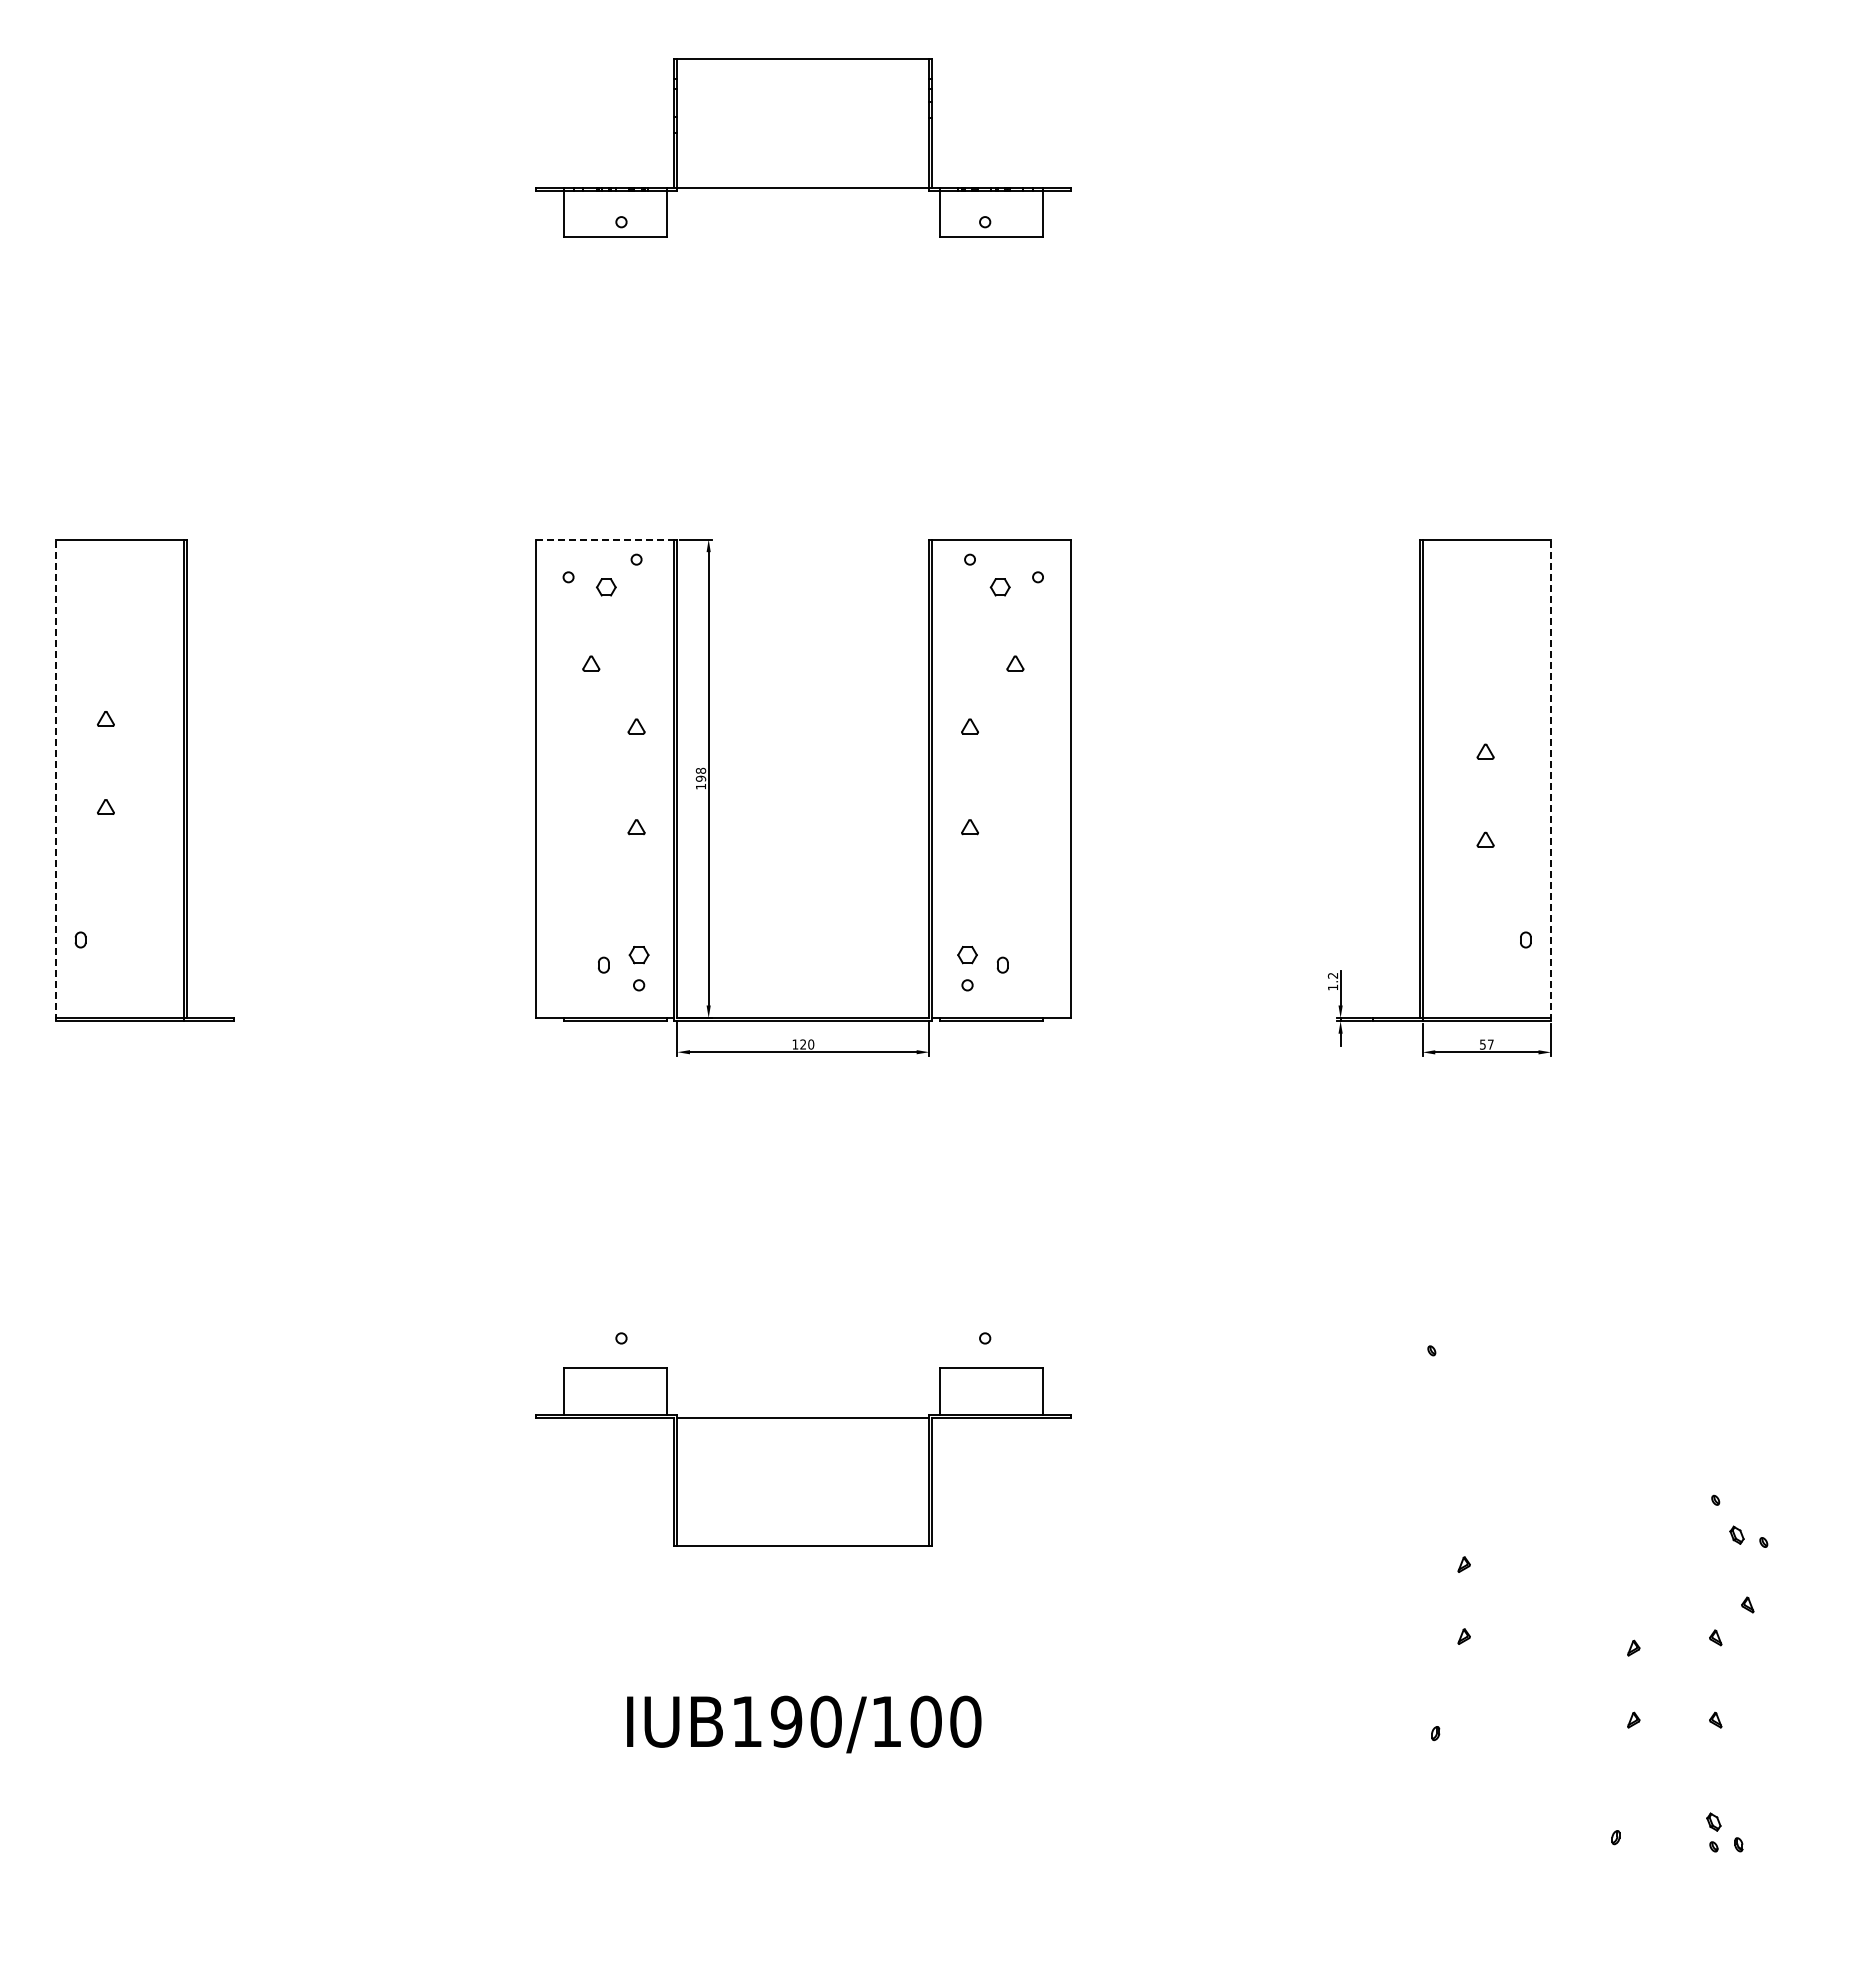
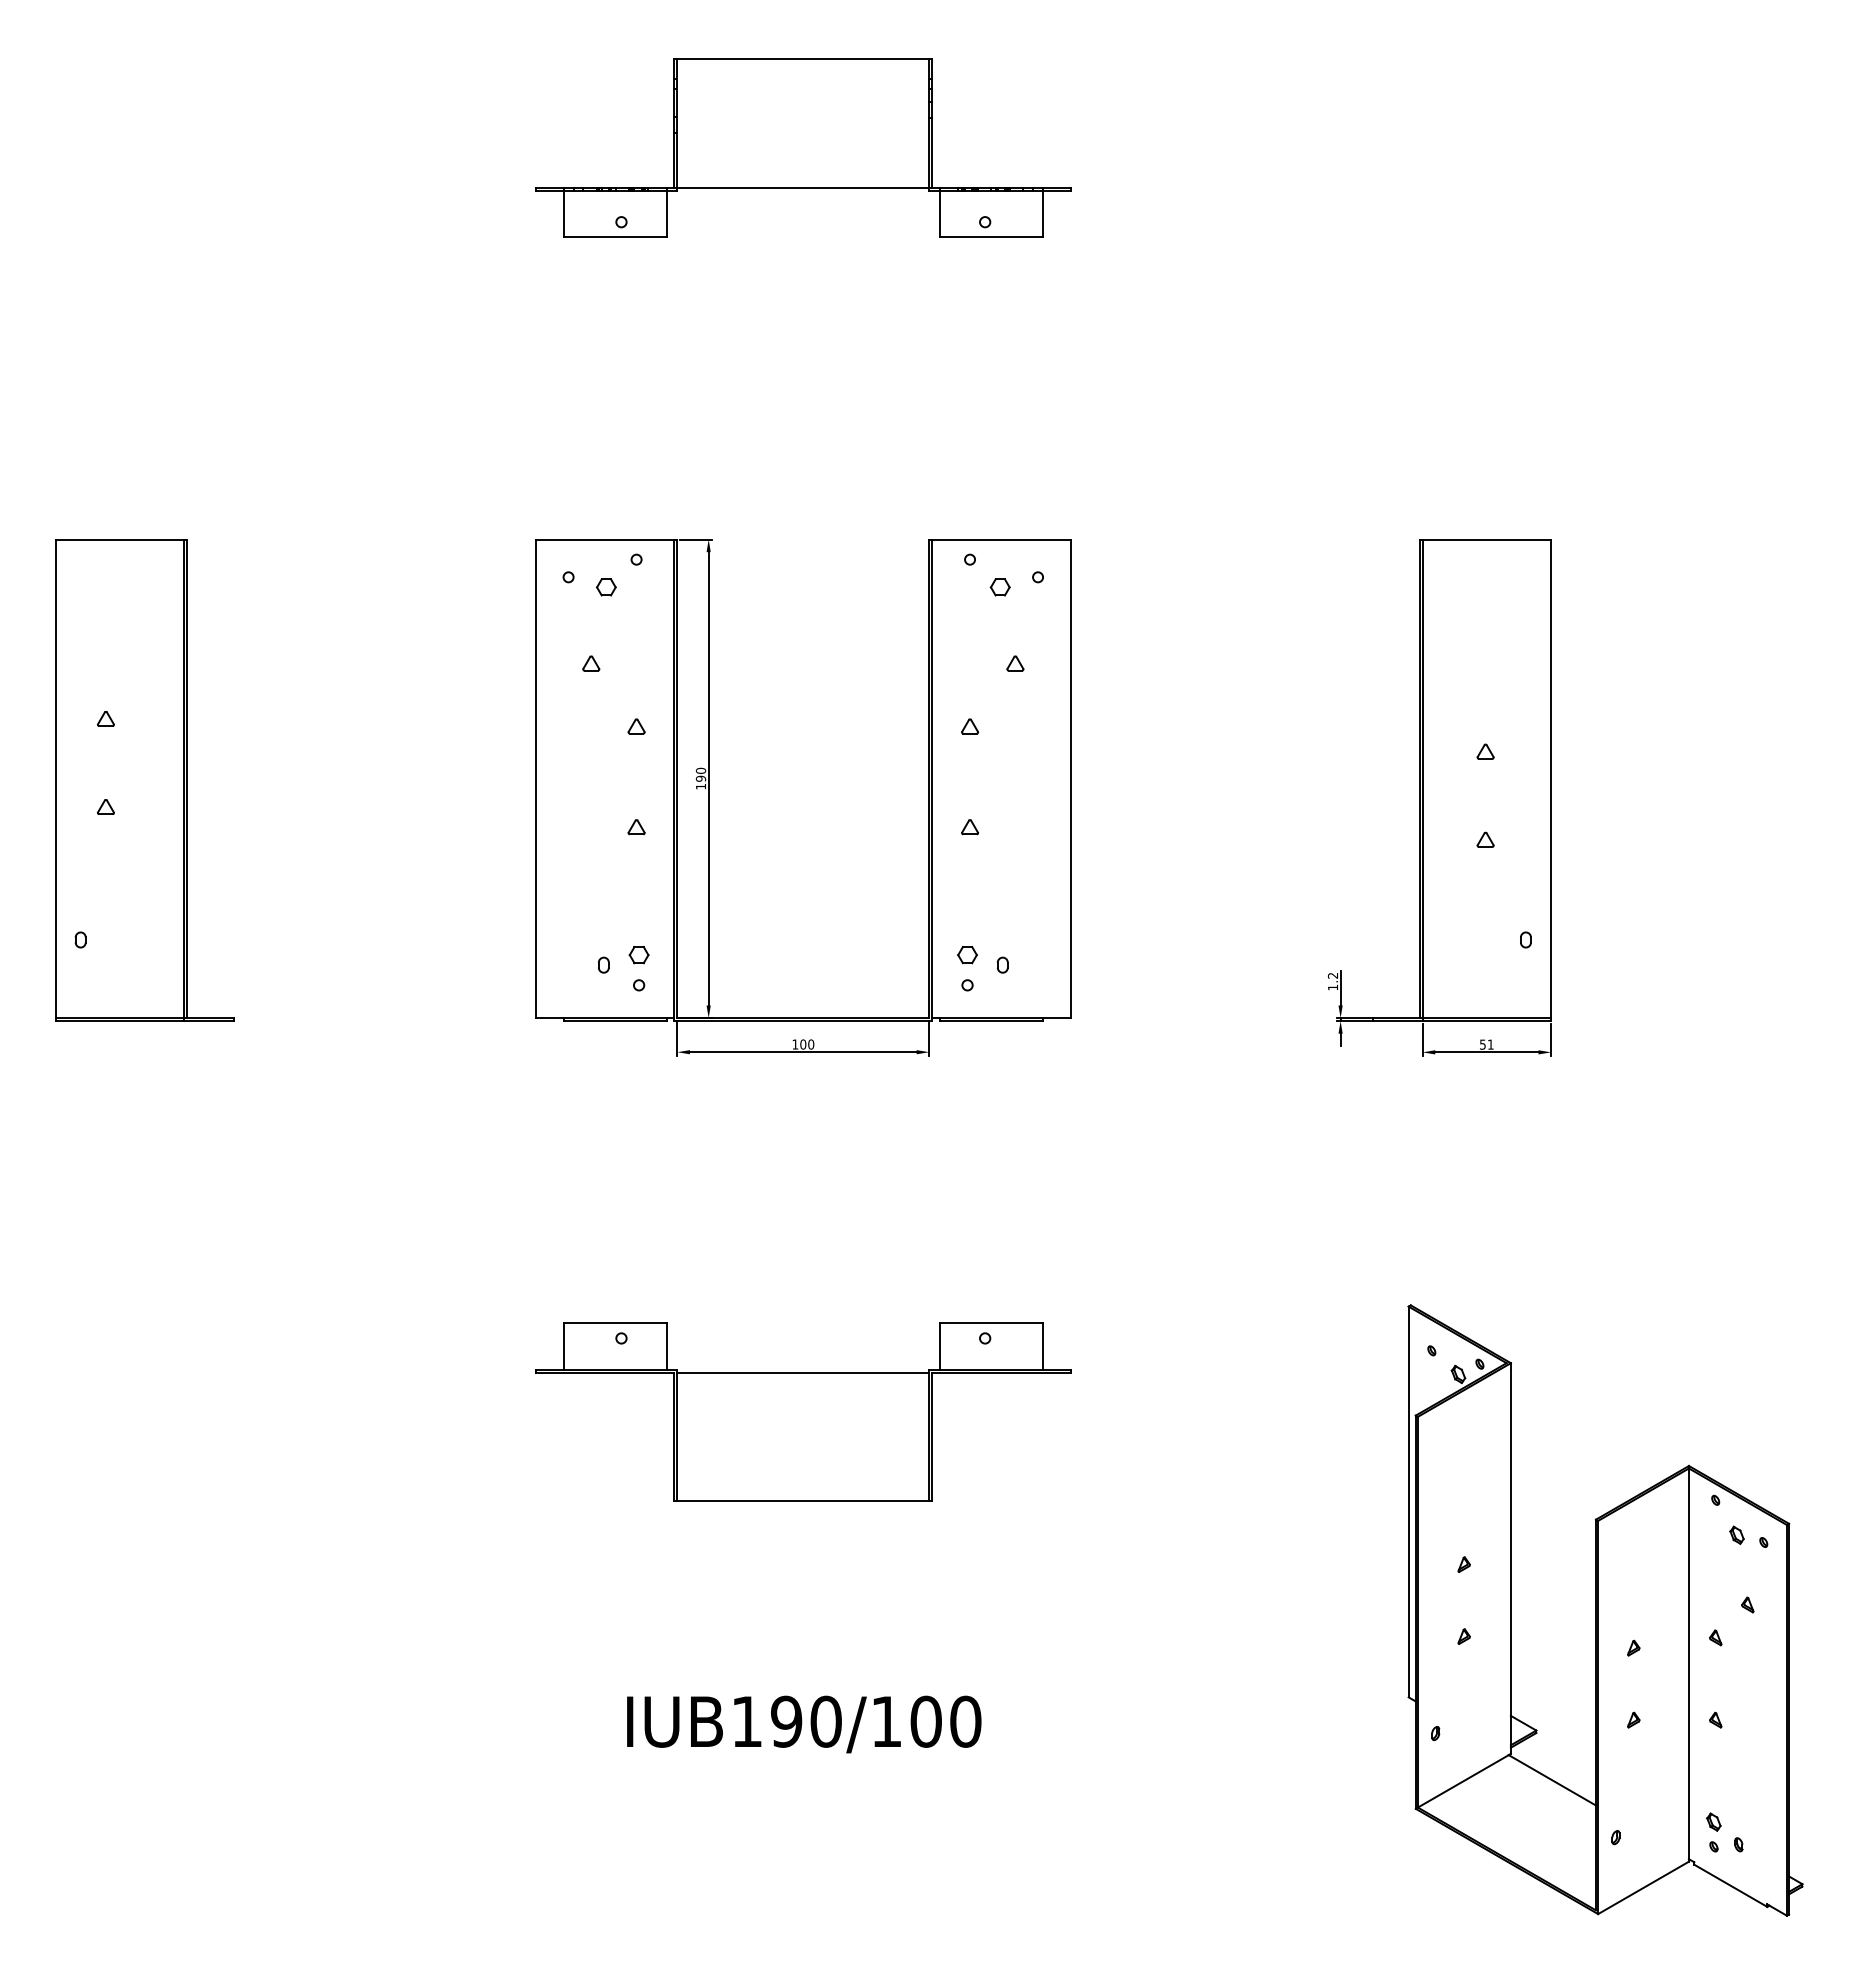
line: dashed -> solid (605, 539)
text: 198 -> 190 (700, 770)
line: dashed -> solid (55, 780)
line: dashed -> solid (1551, 780)
text: 120 -> 100 (803, 1044)
text: 57 -> 51 (1490, 1044)
part position: (803, 1456) -> (803, 1411) (803, 1411)
part: none -> present (1605, 1610)
